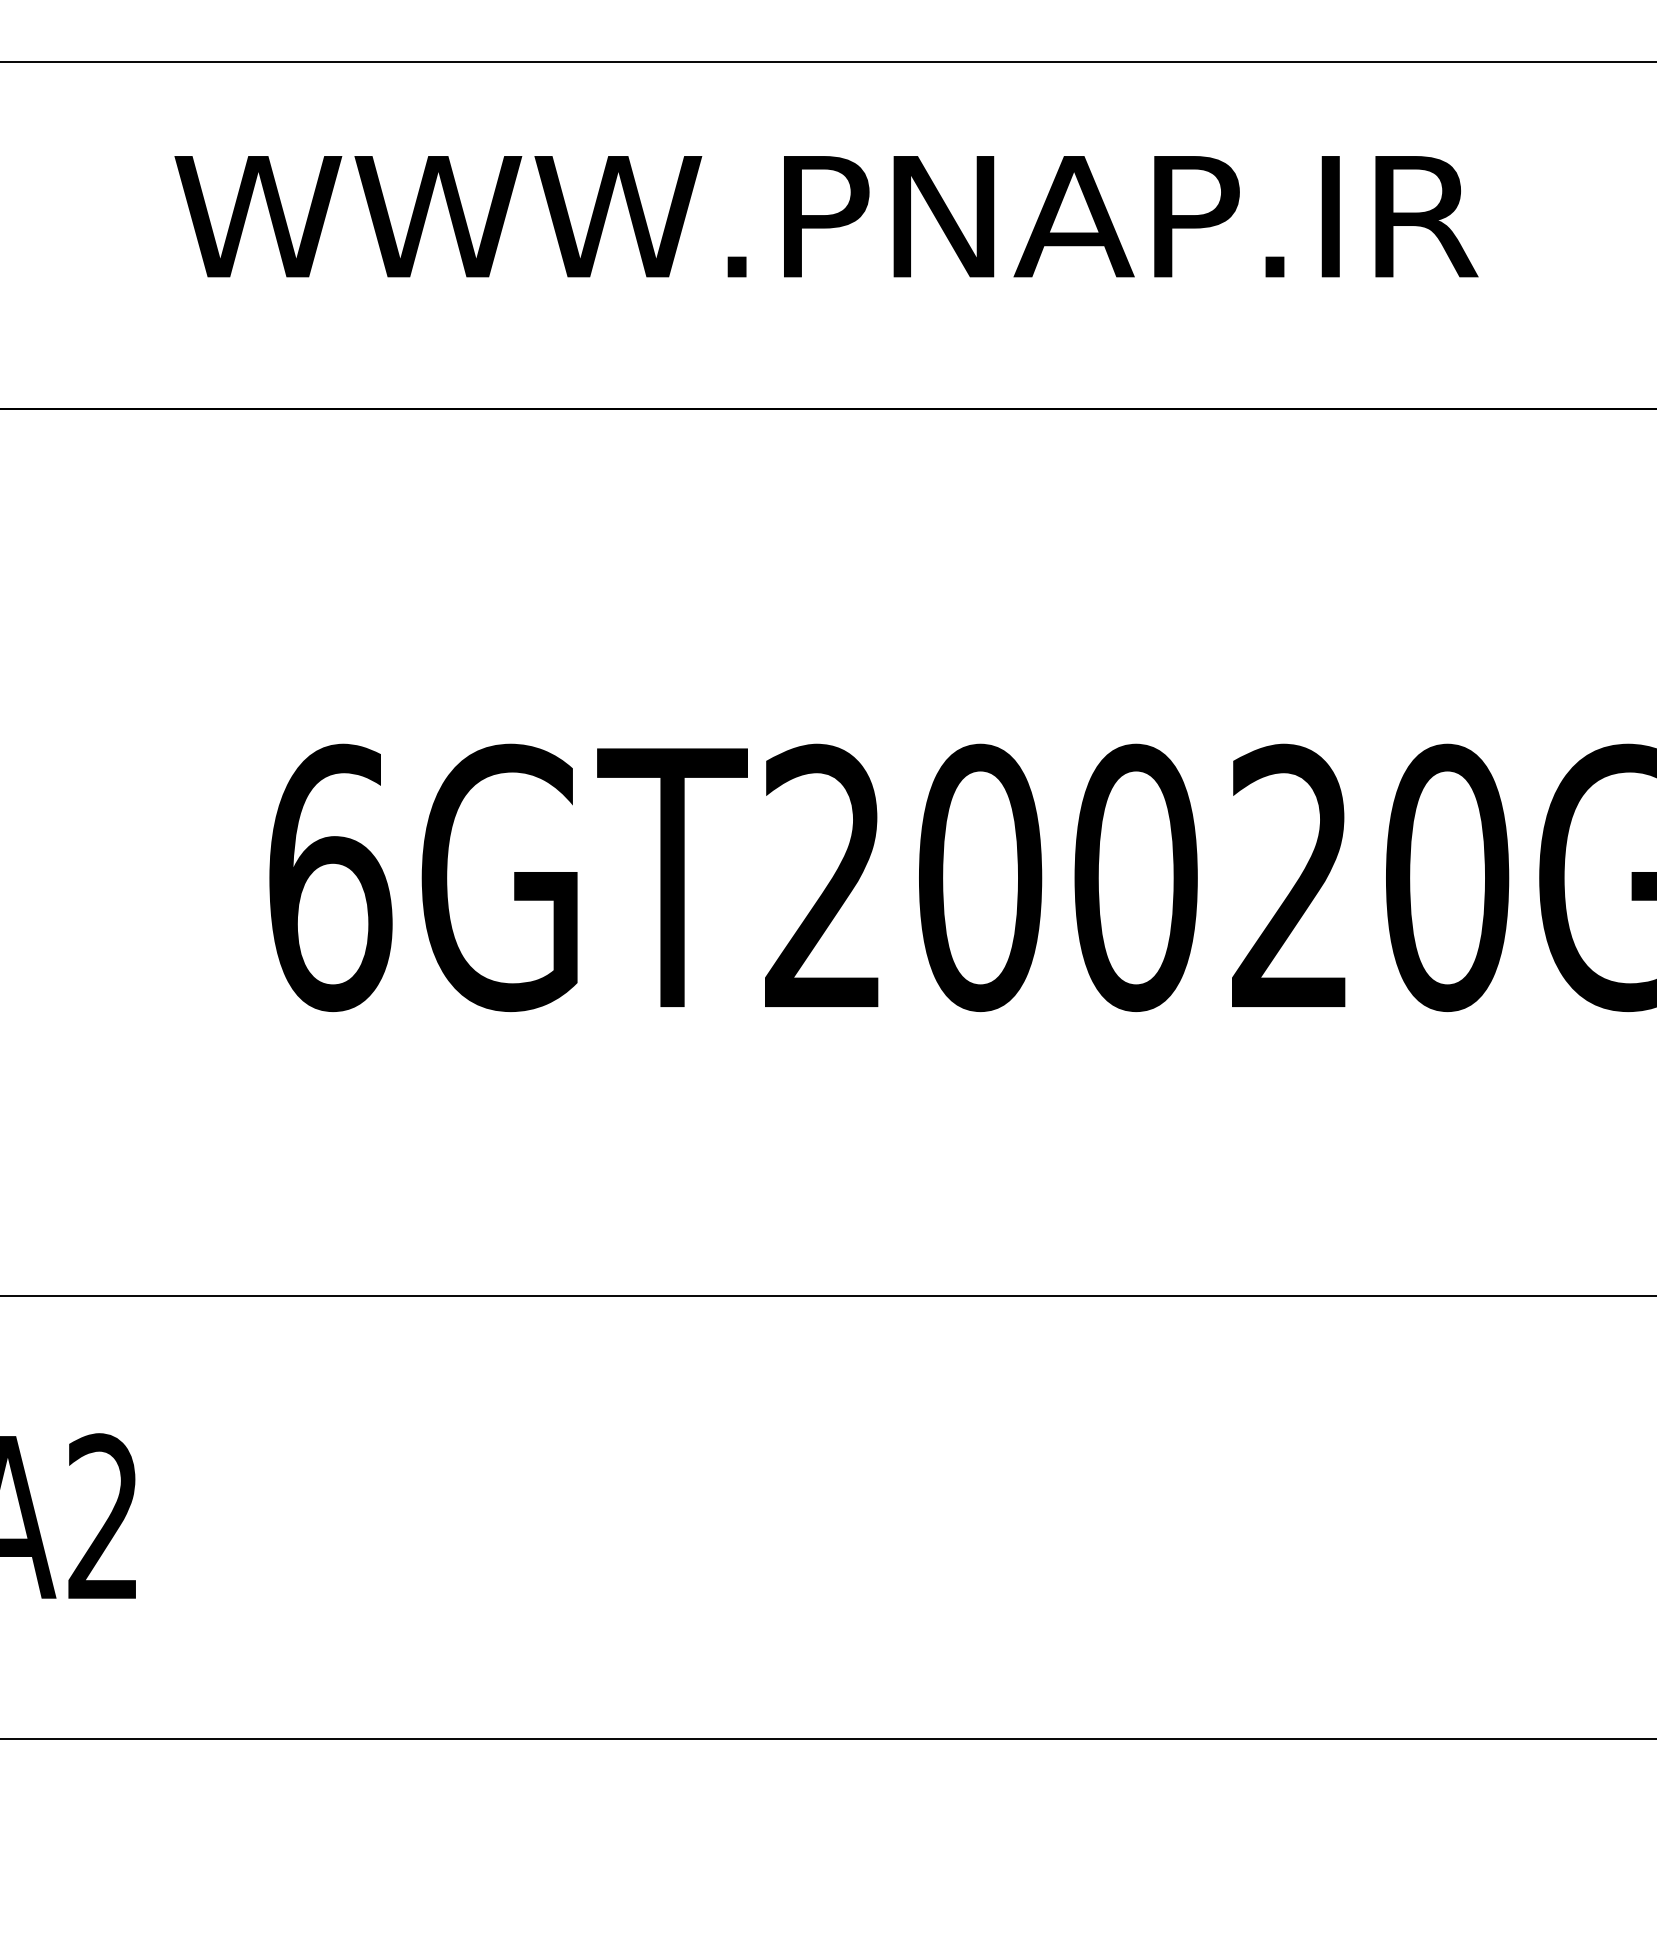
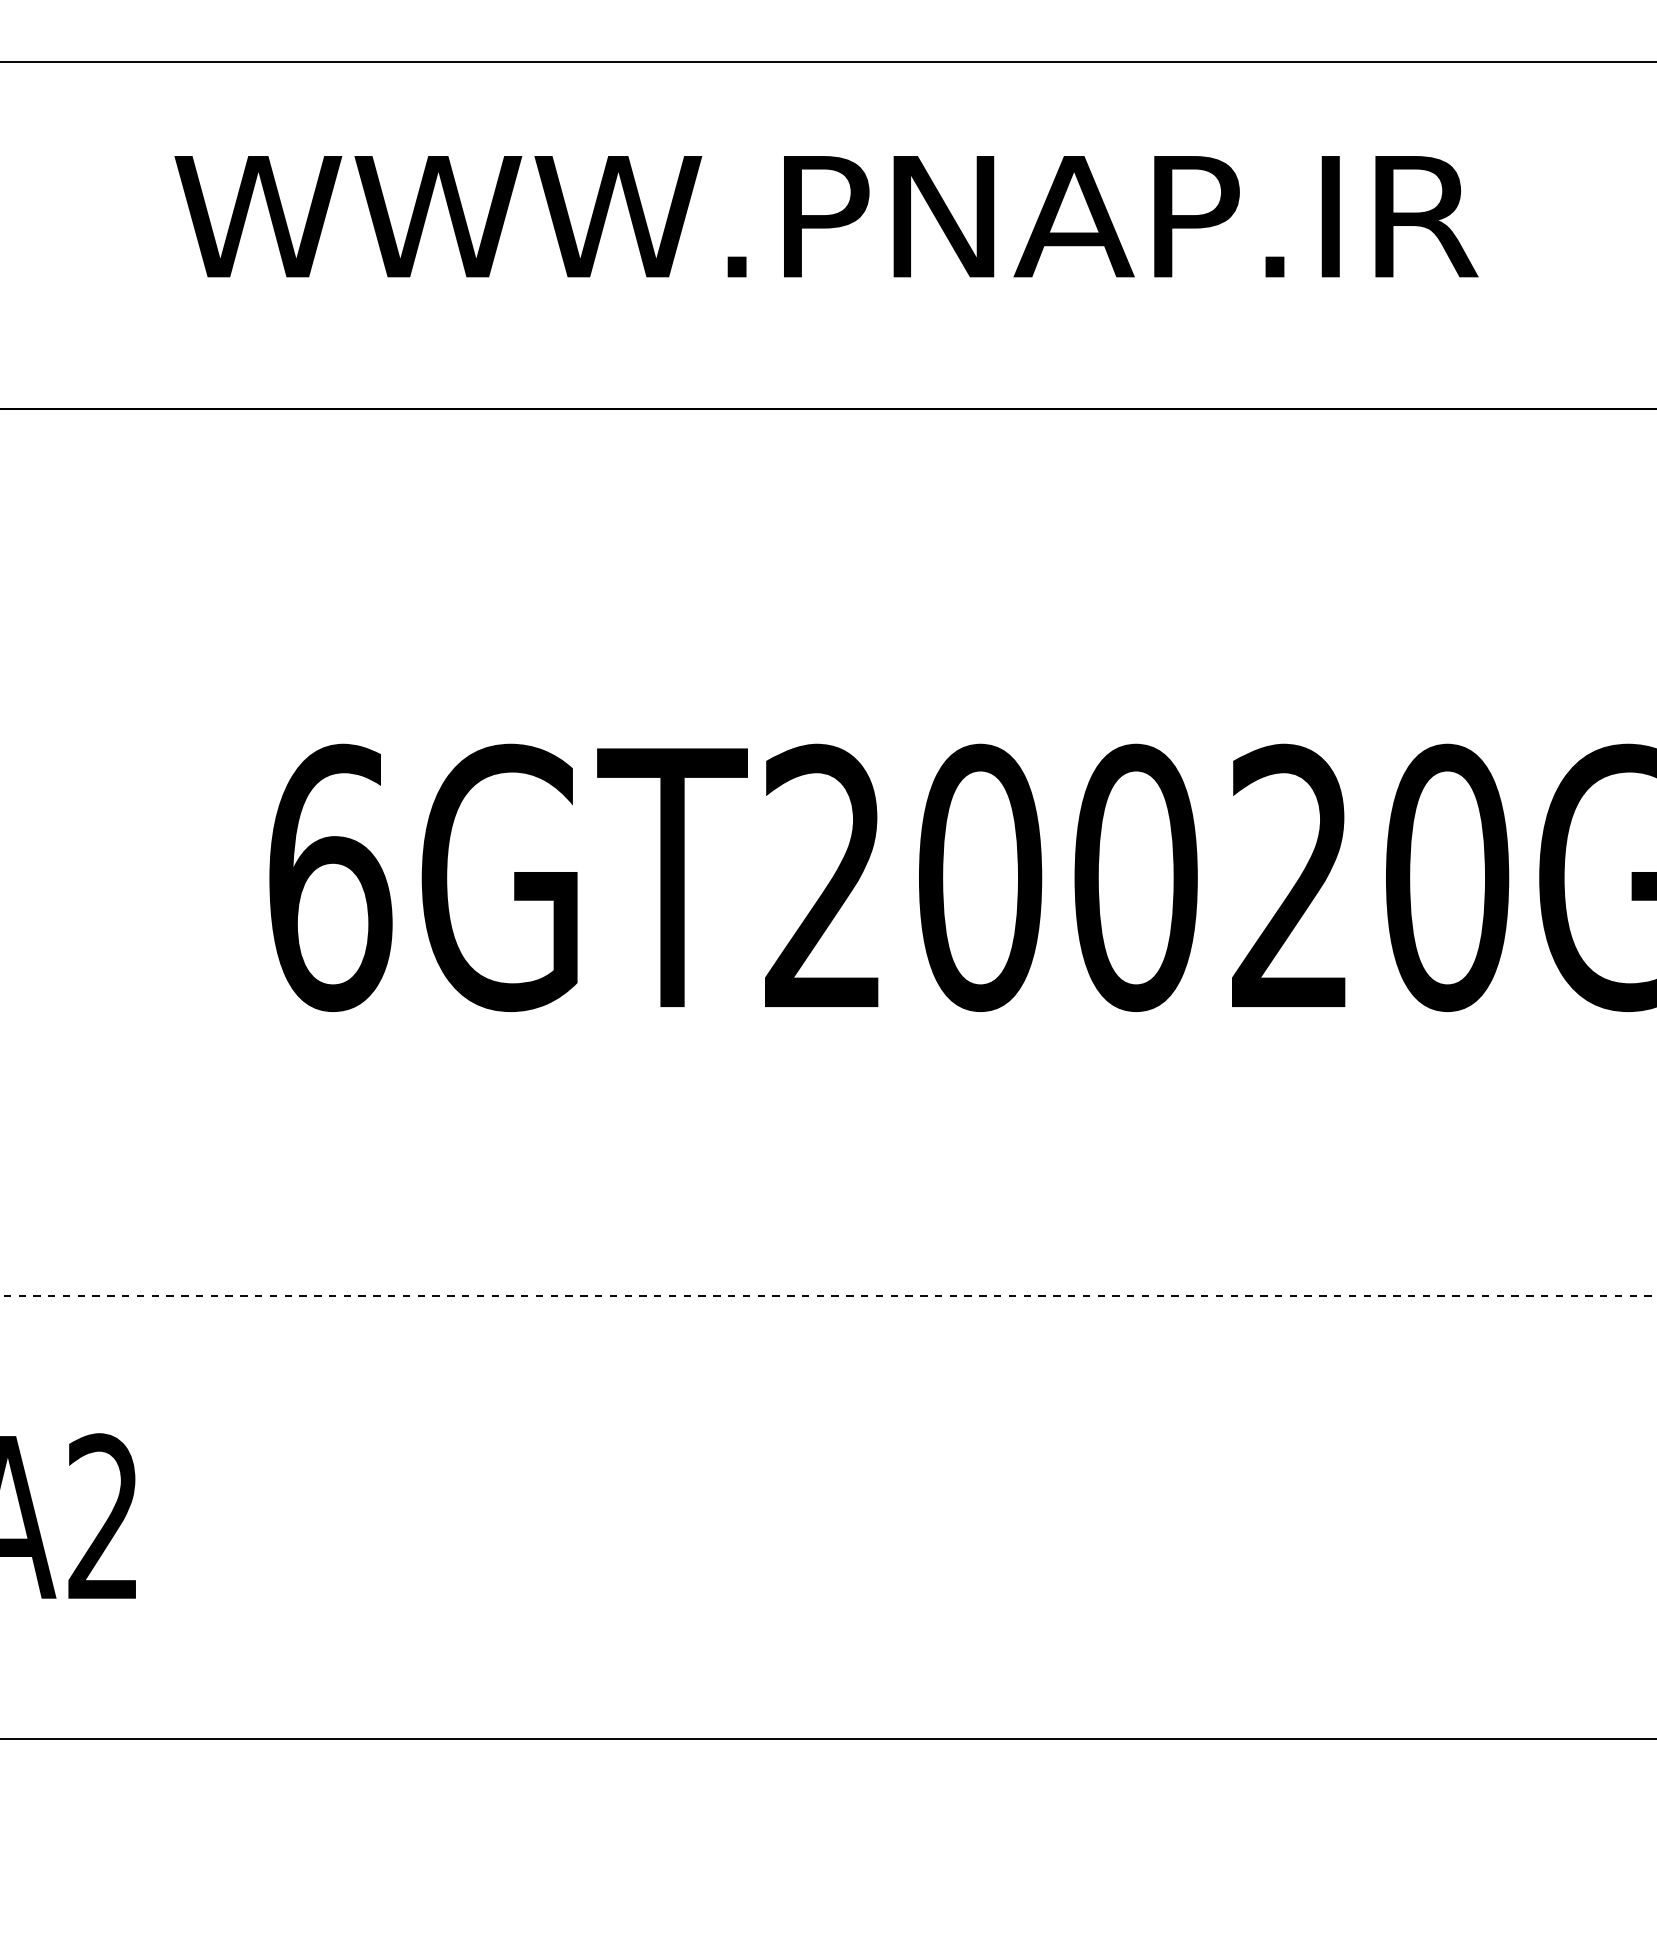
line: solid -> dashed (828, 1295)
